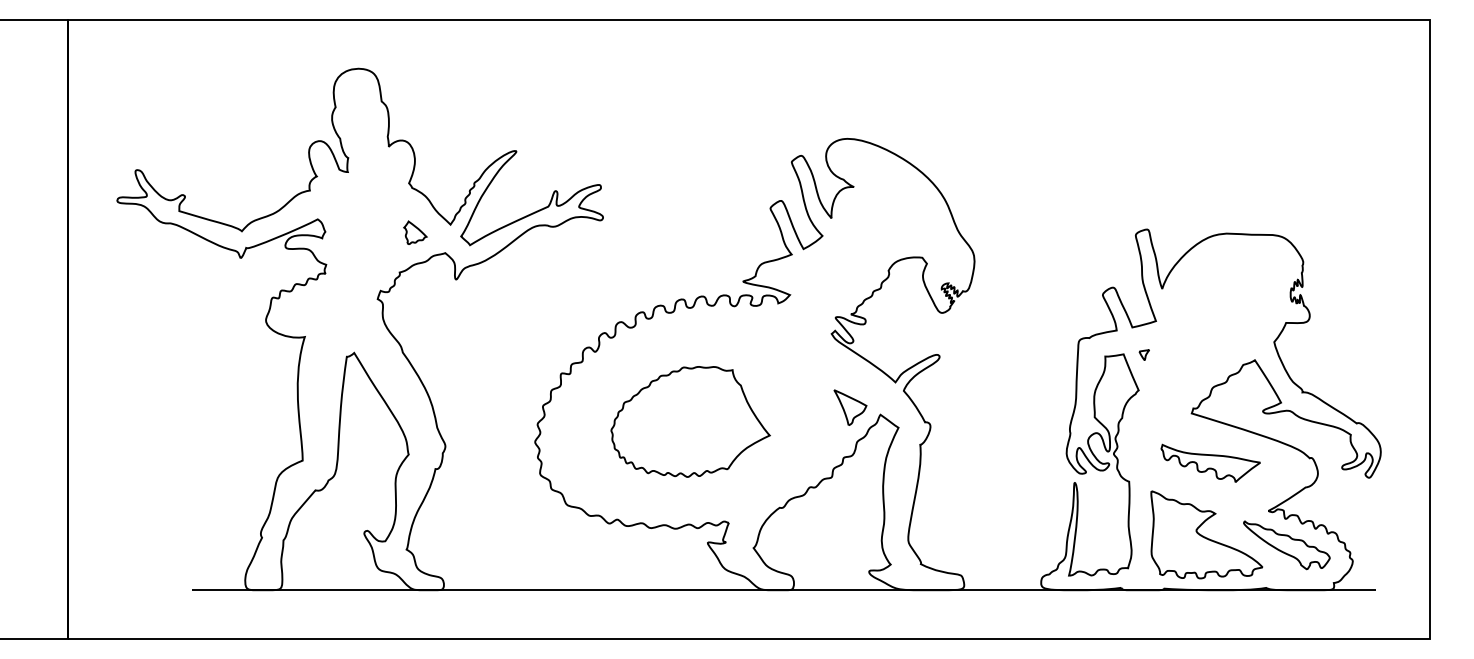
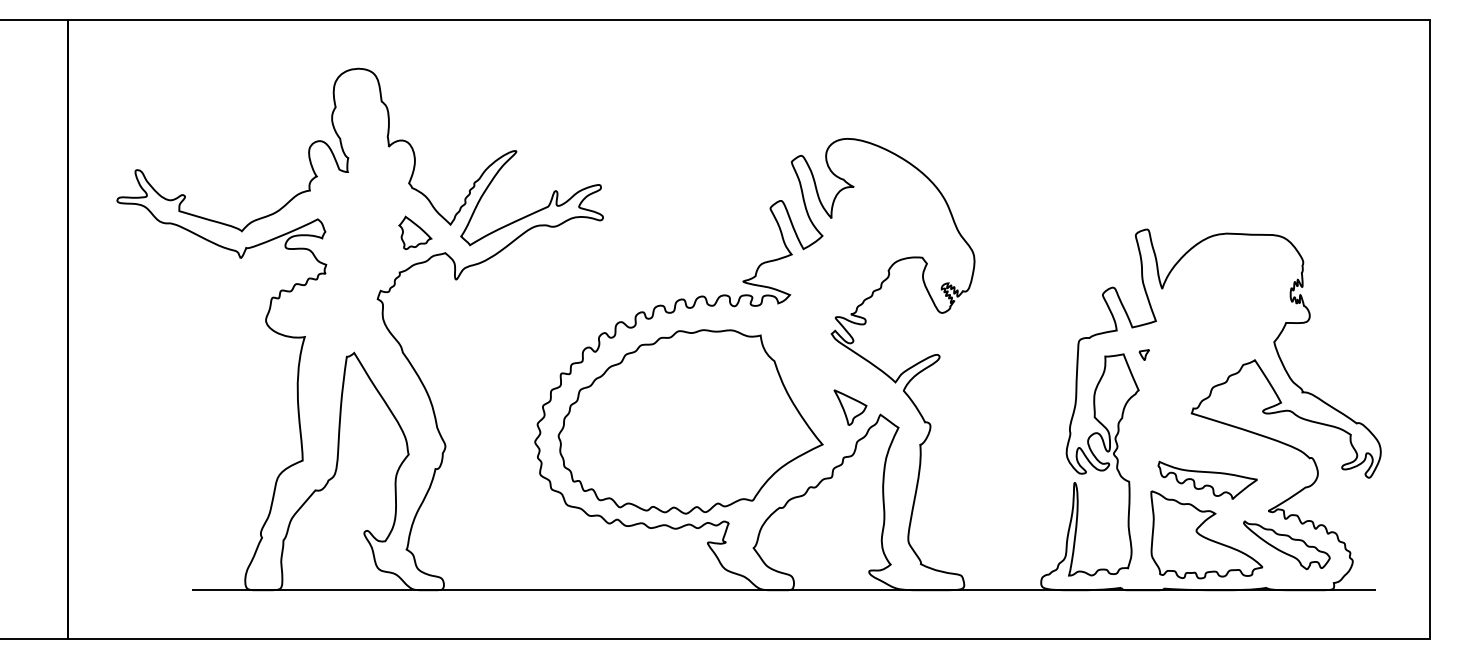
part size: 25x25 px -> 35x35 px (415, 232)
part size: 161x112 px -> 267x186 px (690, 421)
part position: (1210, 462) -> (1207, 479) (1207, 479)
